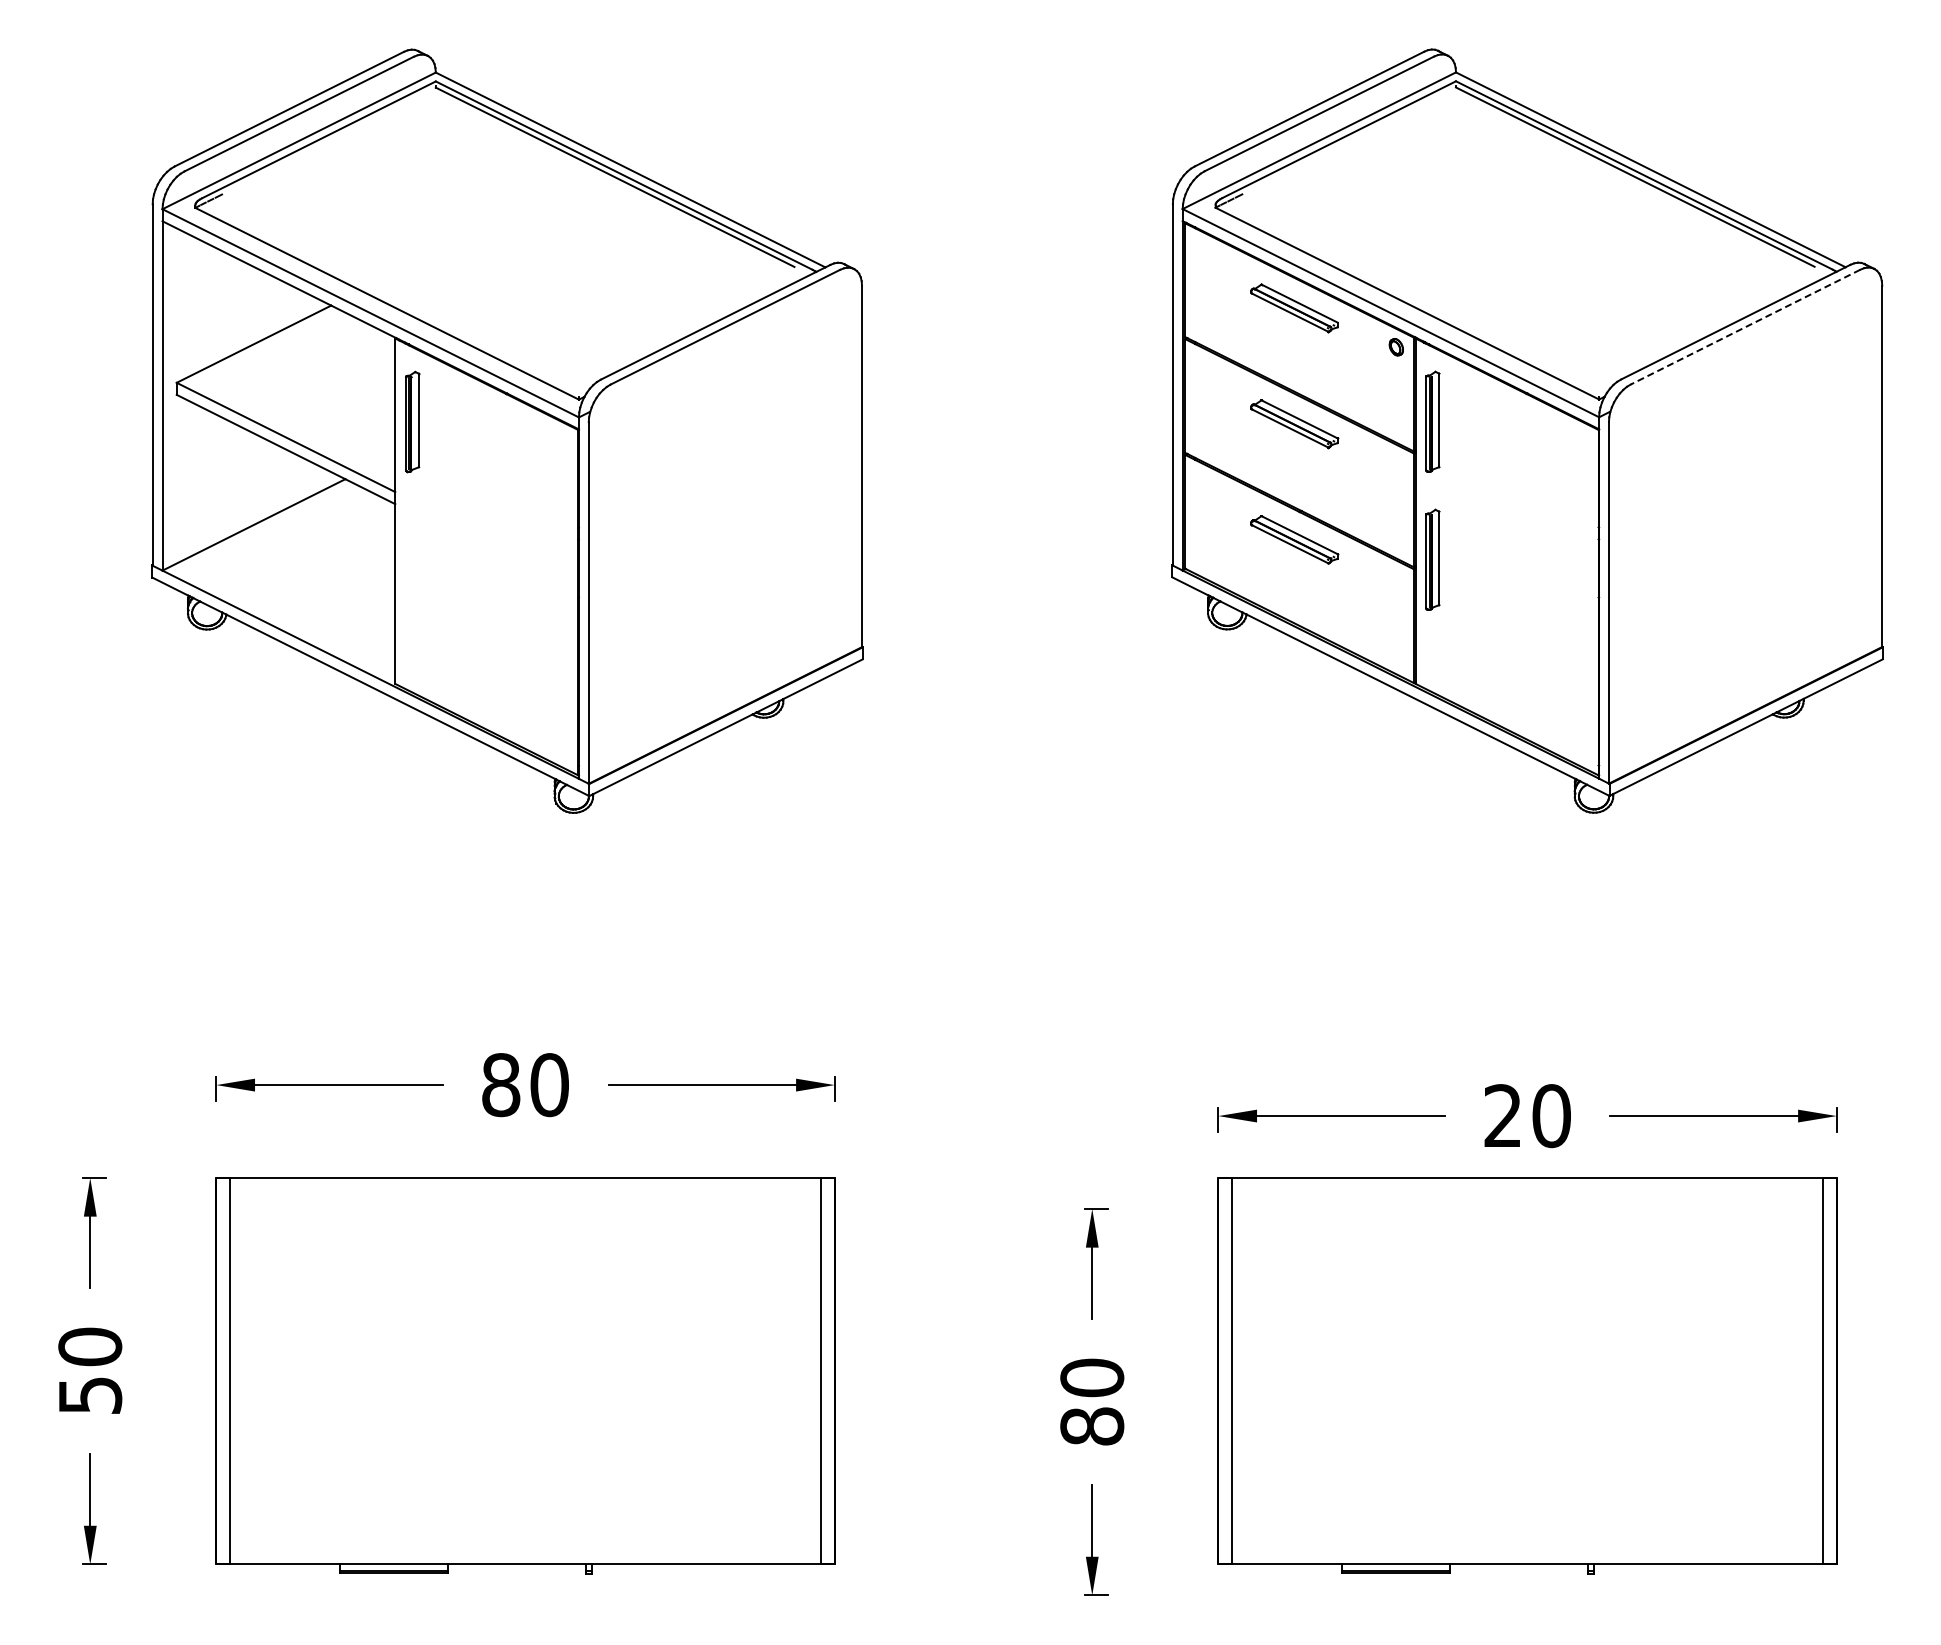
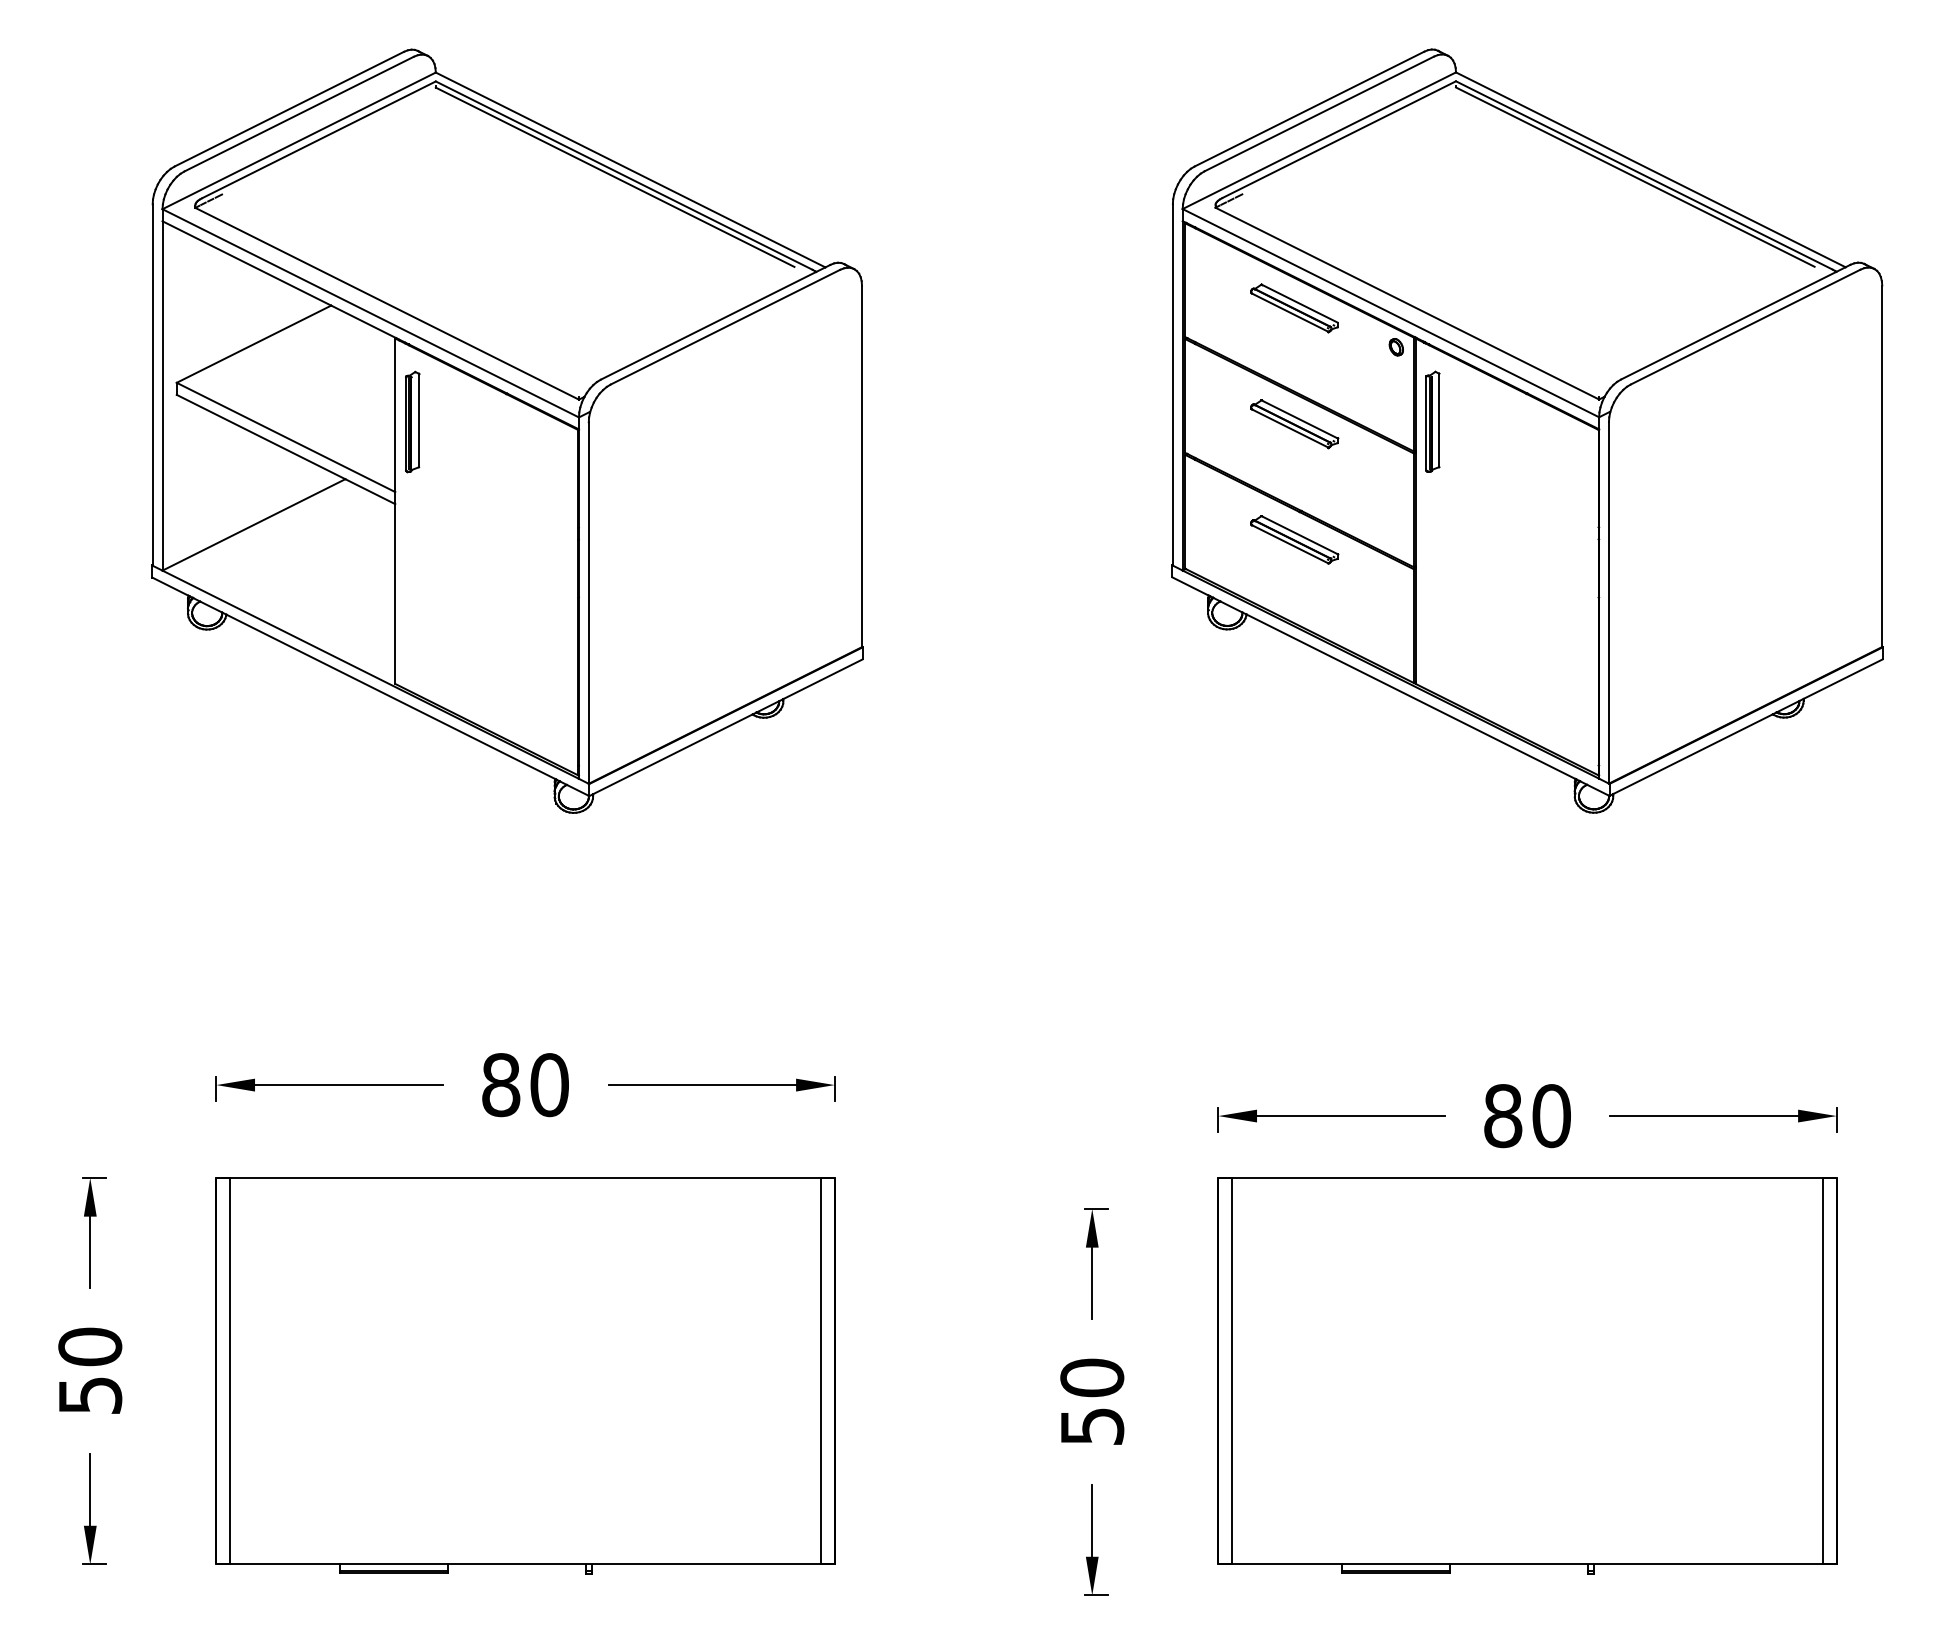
line: dashed -> solid (1745, 327)
part: present -> none (1432, 559)
text: 20 -> 80 (1503, 1116)
text: 80 -> 50 (1092, 1426)
